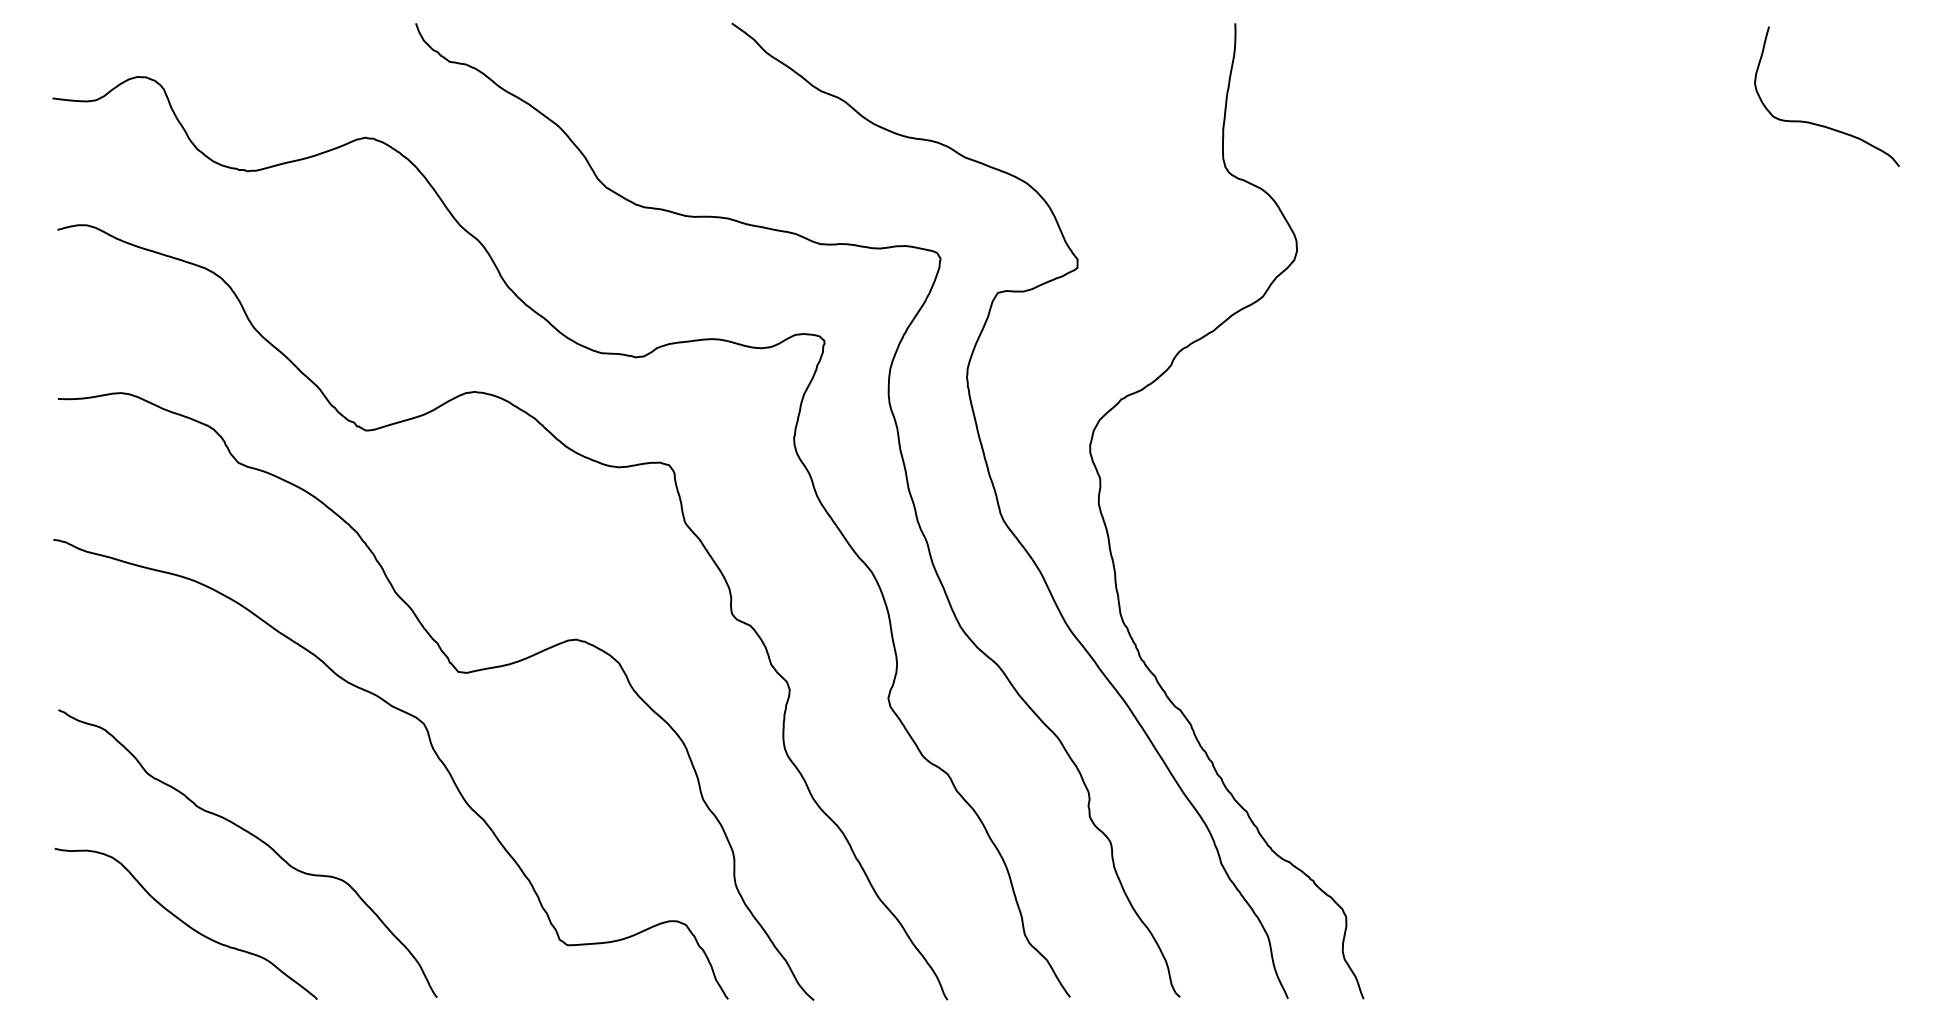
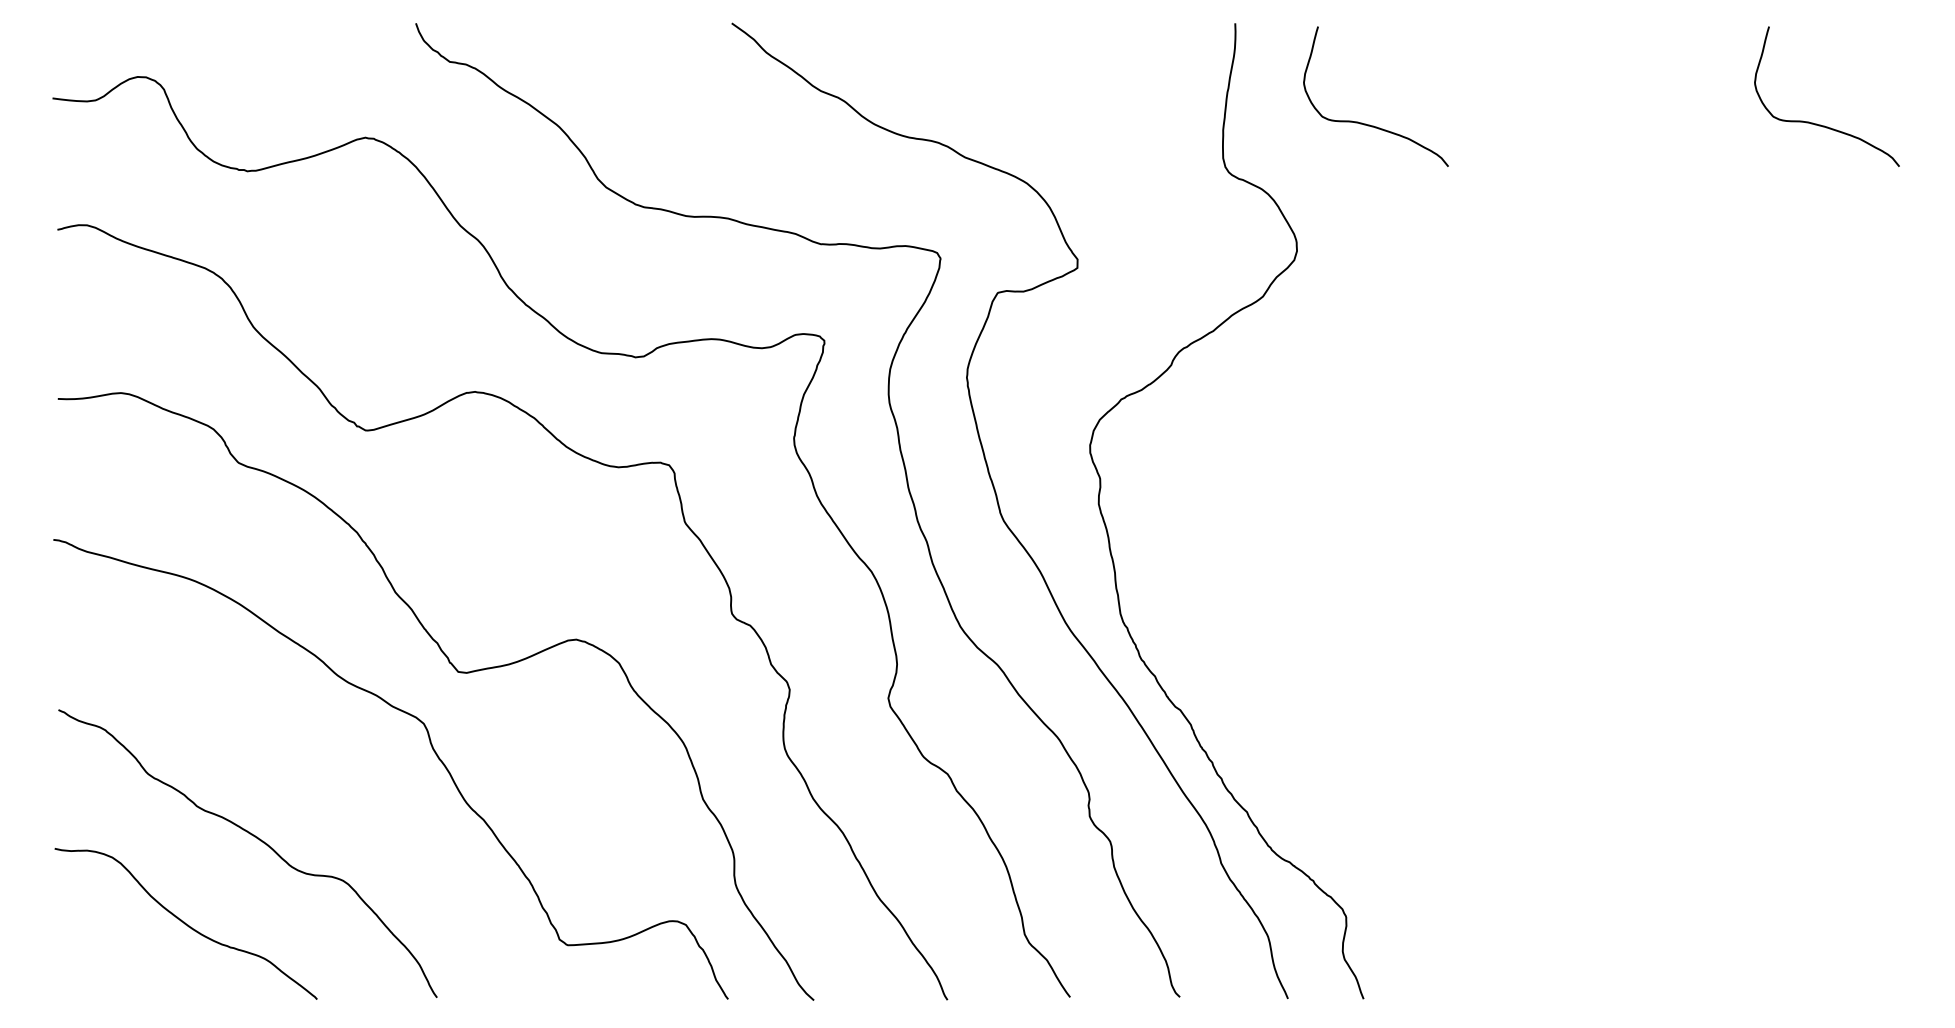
curve: none -> present (1369, 124)
